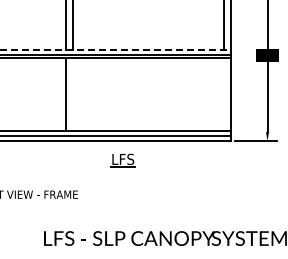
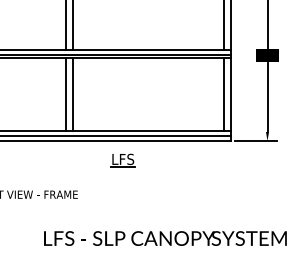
line: dashed -> solid (115, 50)
line: none -> present (73, 94)
line: none -> present (223, 94)
